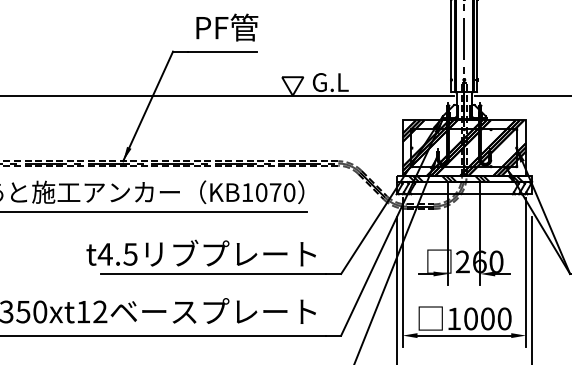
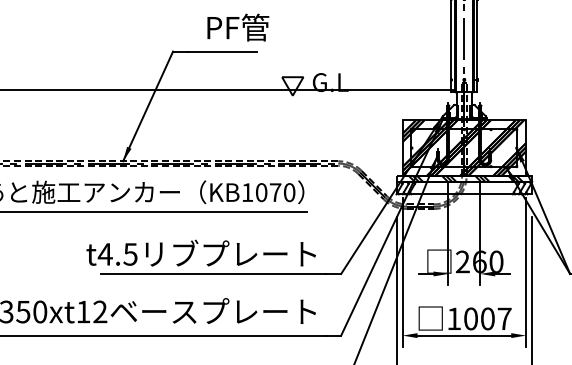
text position: (227, 27) -> (238, 27) (238, 27)
line position: (228, 95) -> (228, 89) (228, 89)
line: present -> none (521, 95)
text: 1000 -> 1007 (504, 318)
